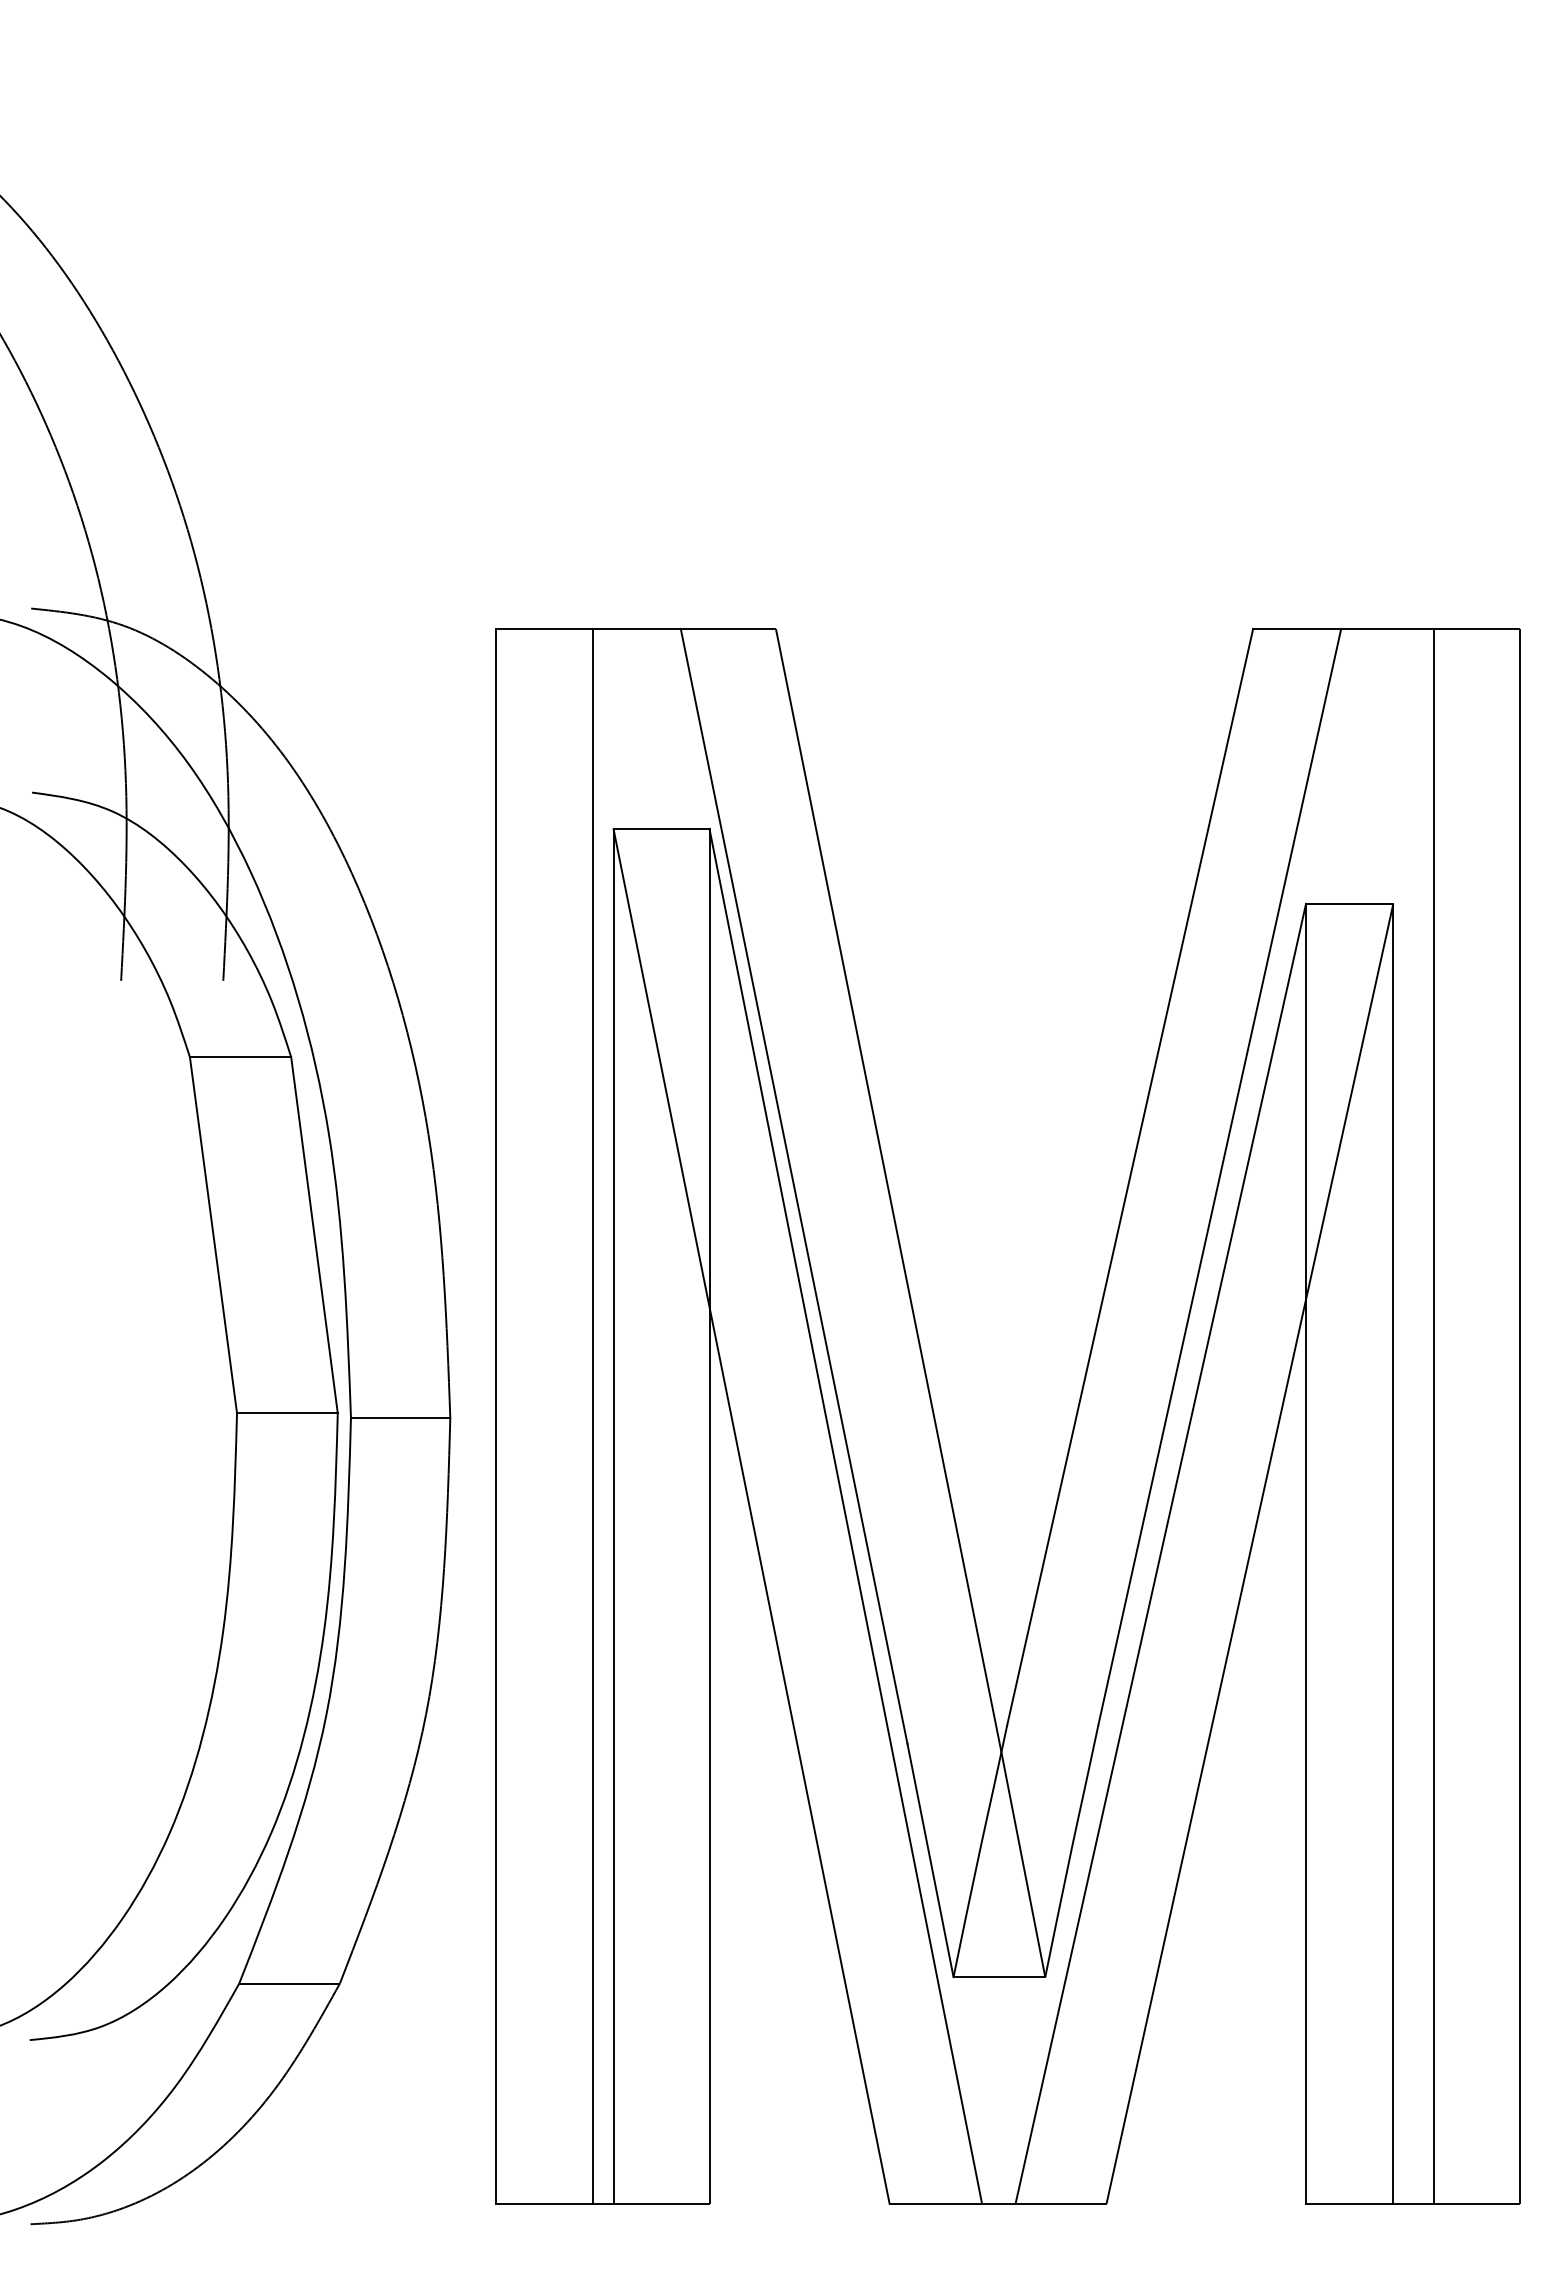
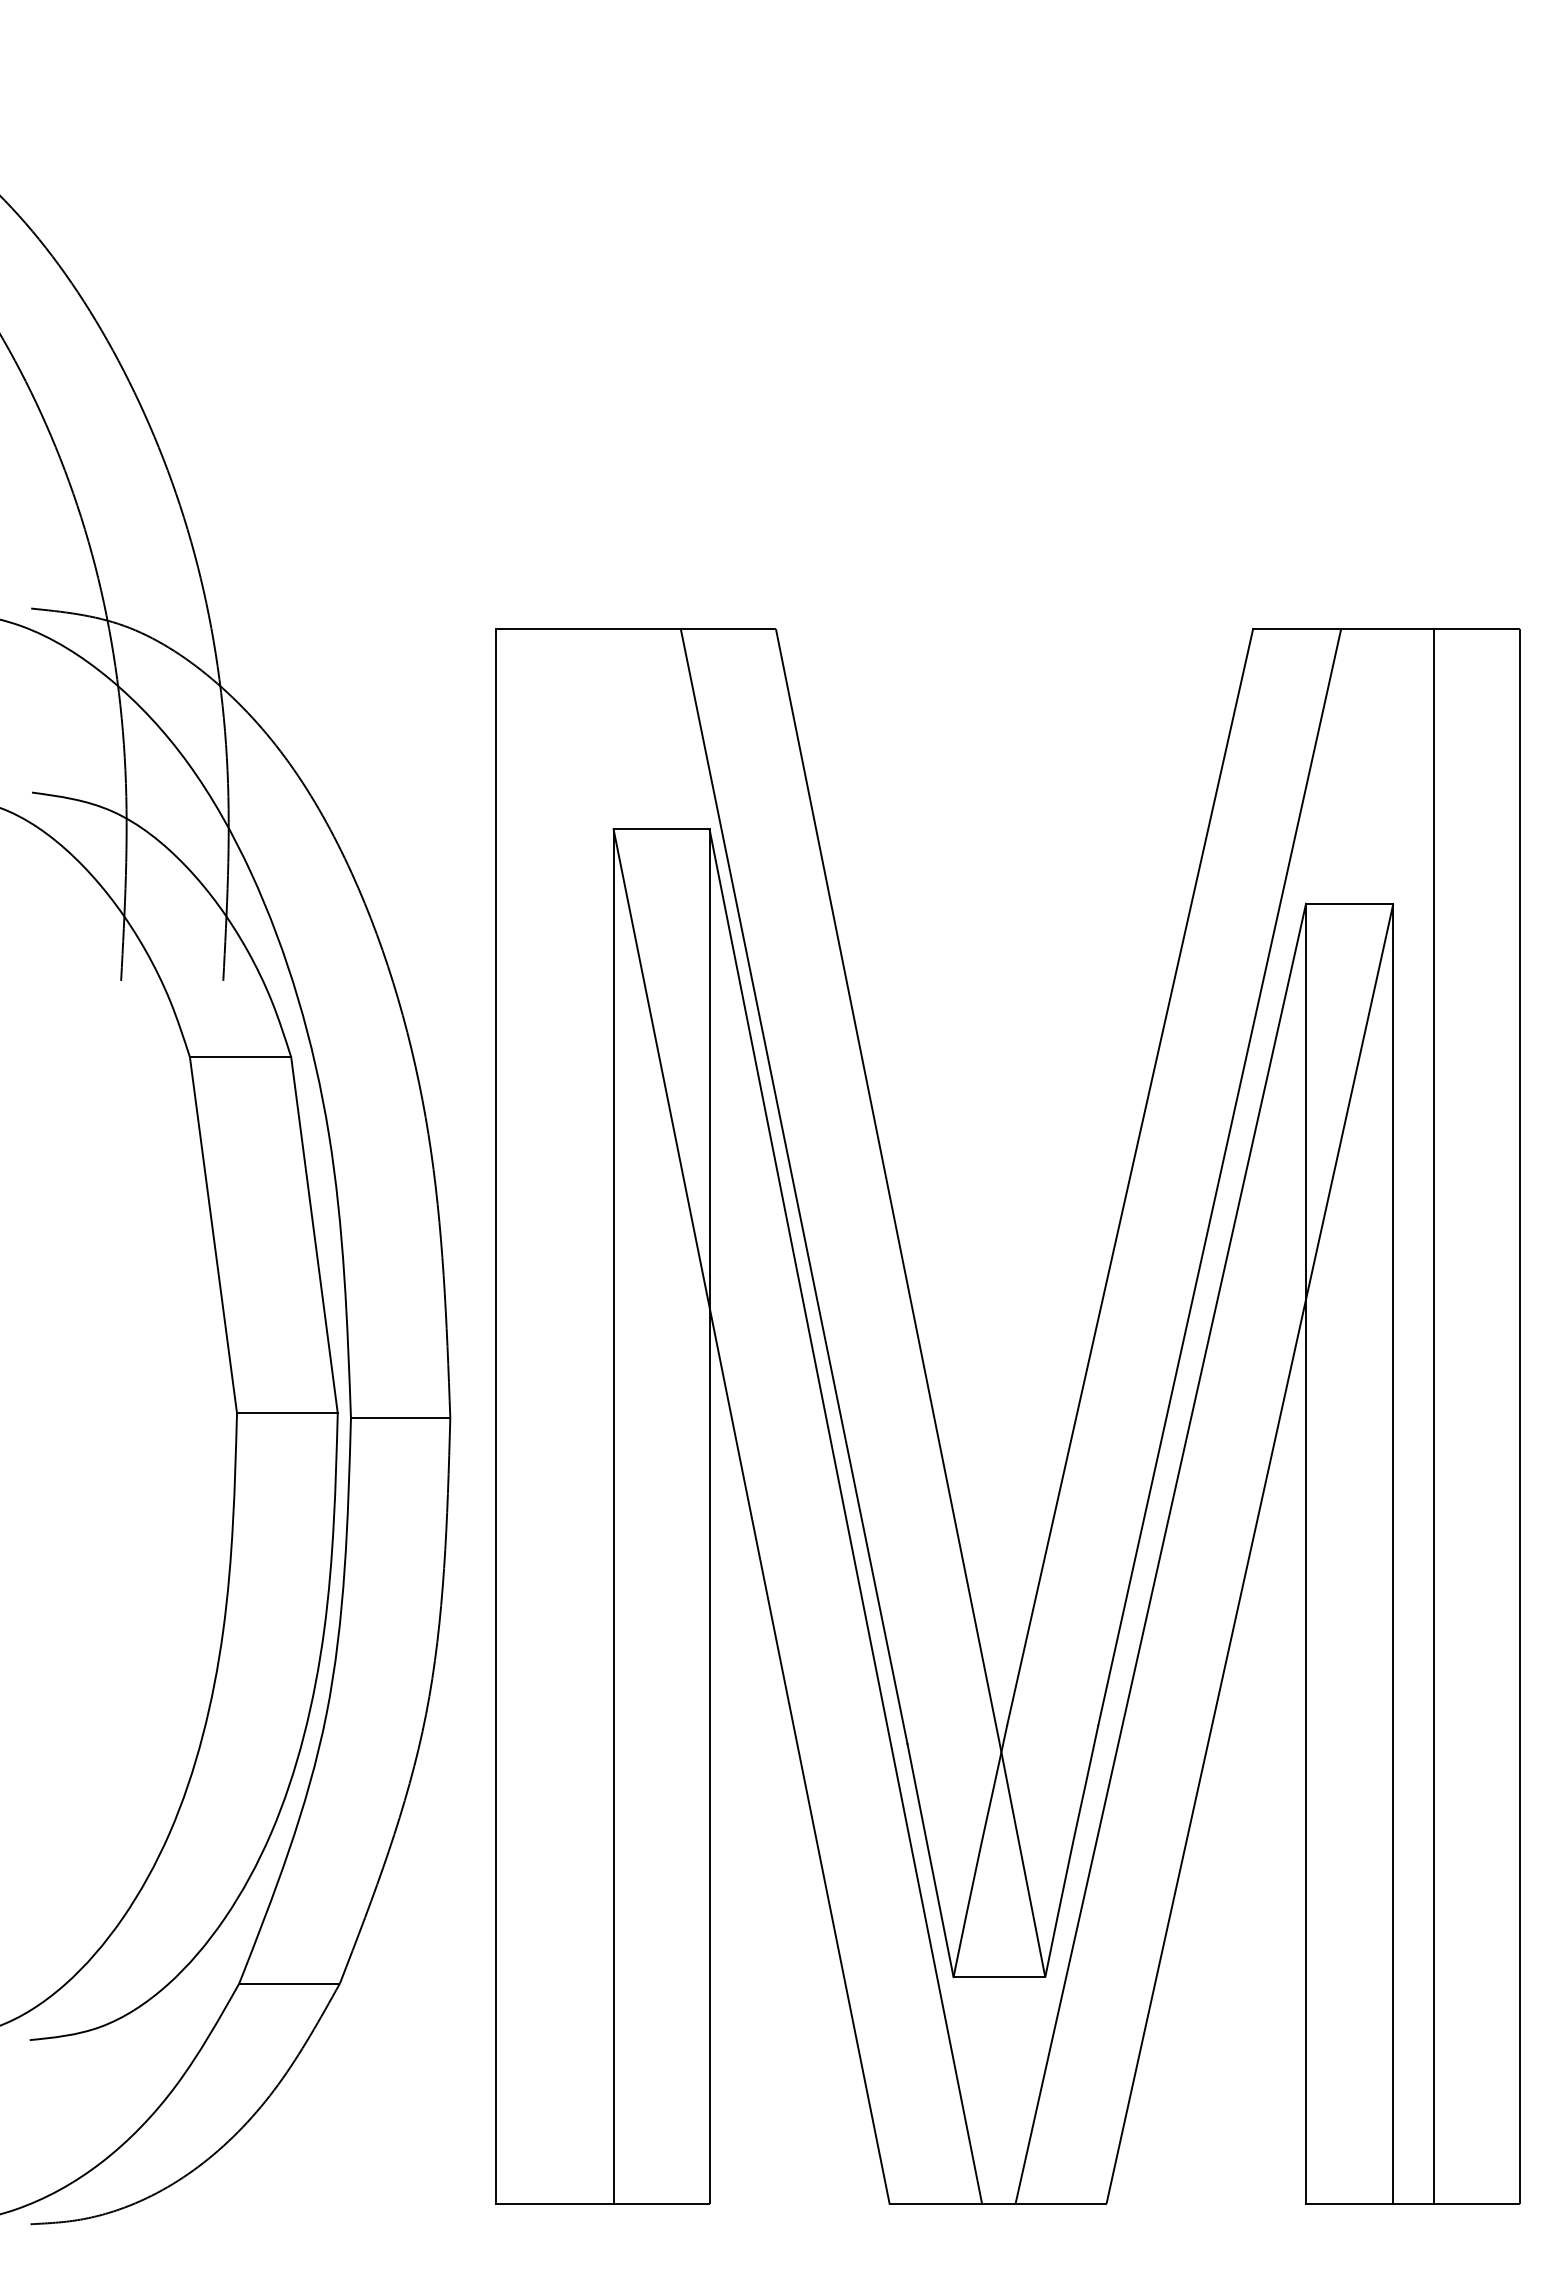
line: present -> none (593, 1416)
